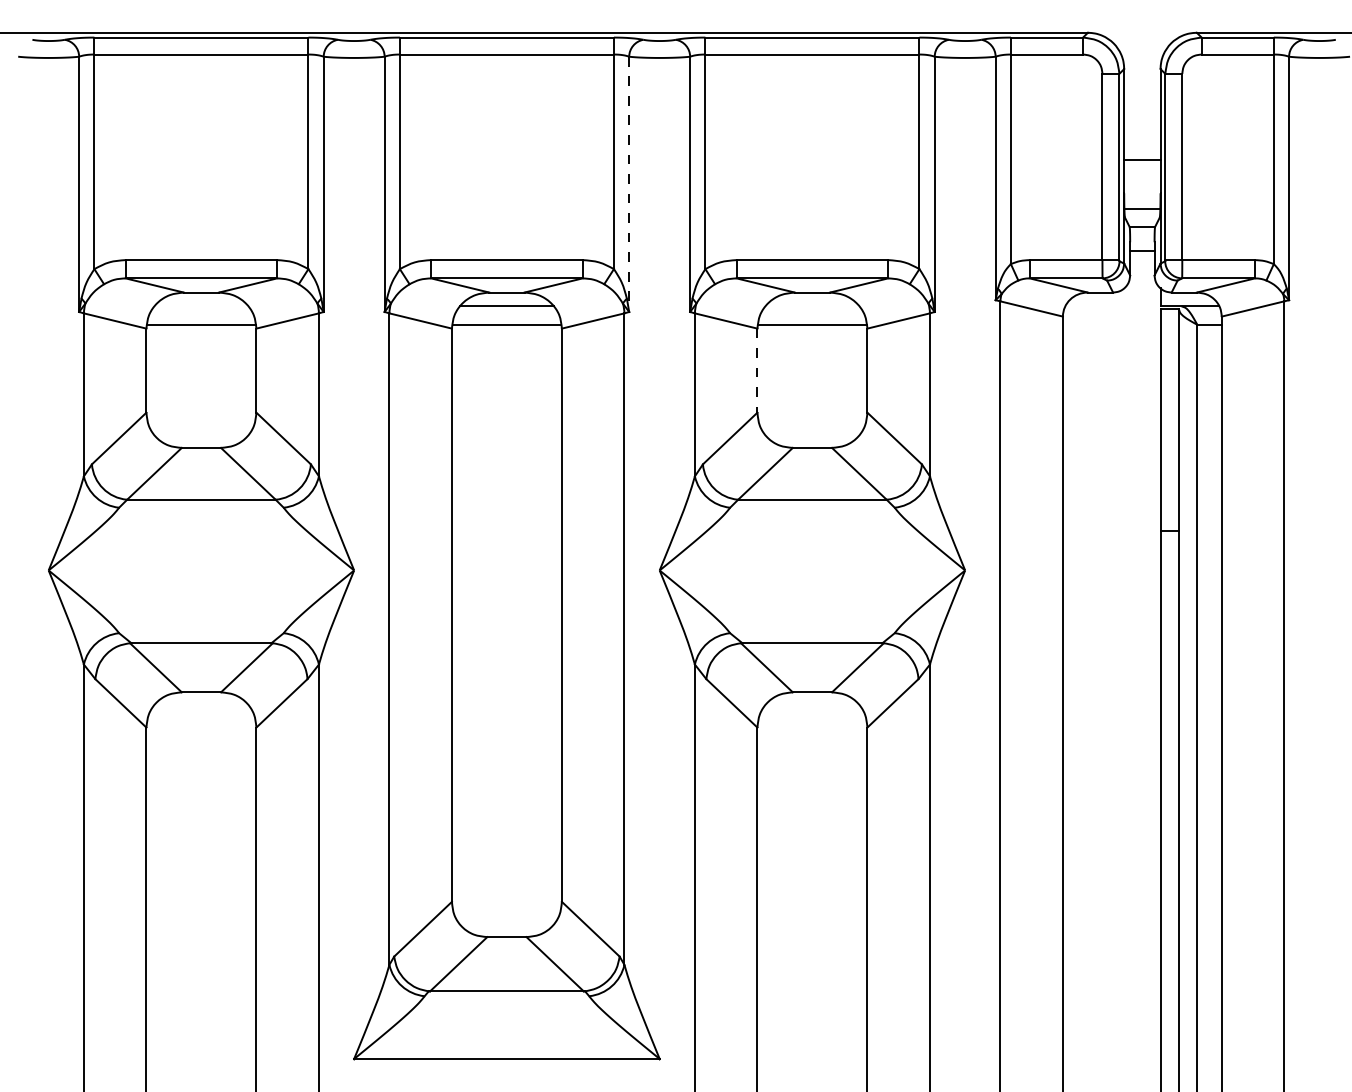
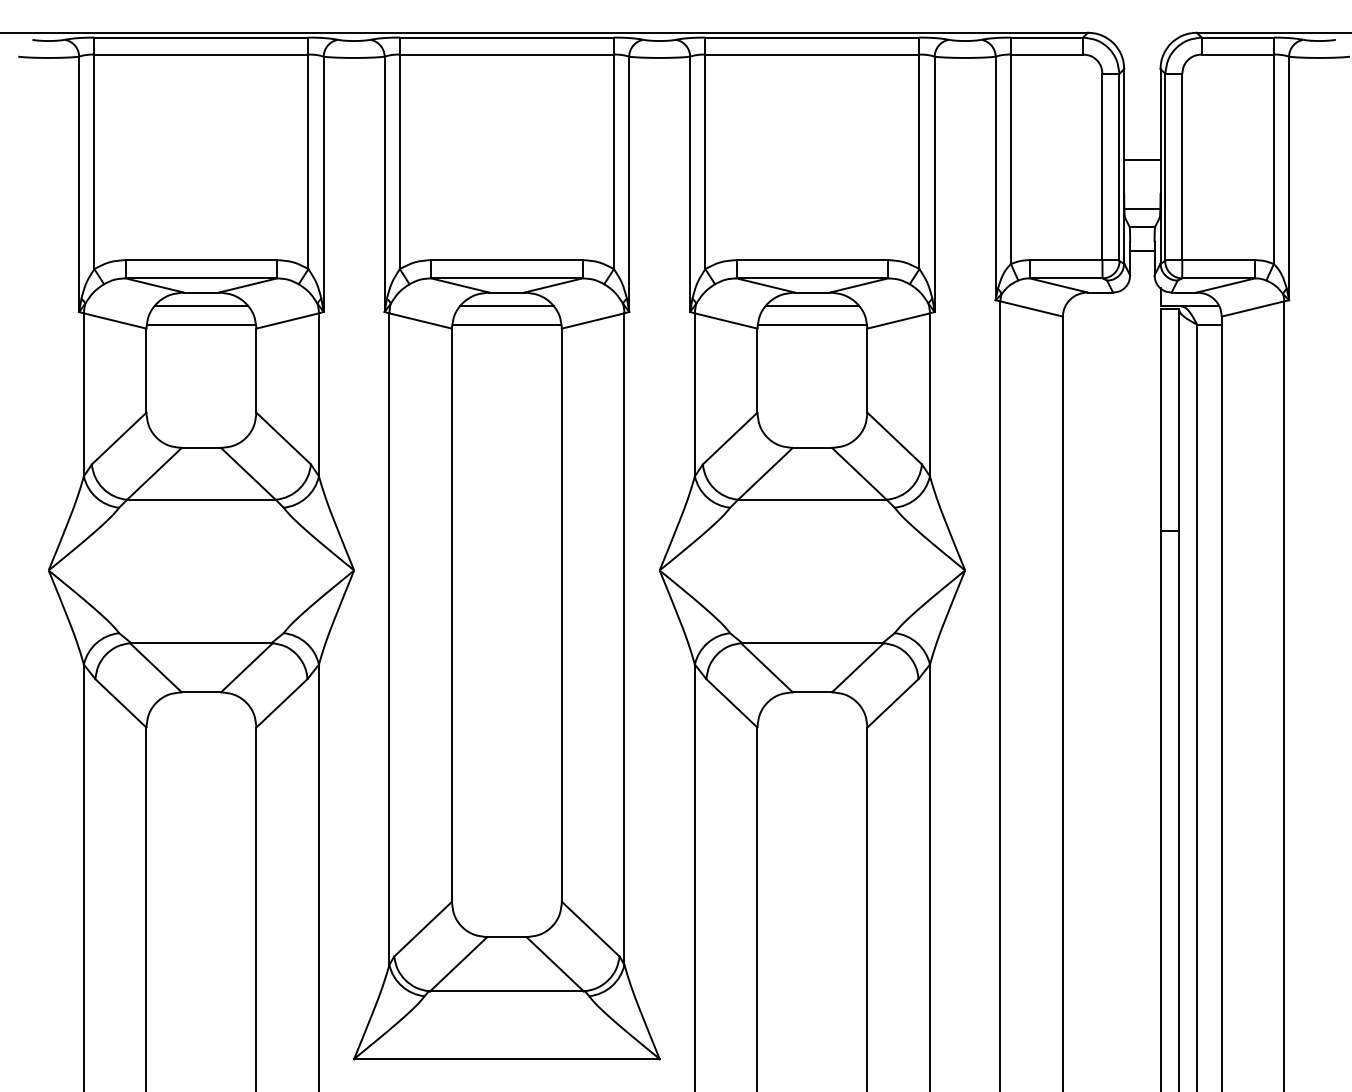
line: dashed -> solid (629, 184)
line: none -> present (201, 306)
line: none -> present (812, 306)
line: dashed -> solid (757, 371)
